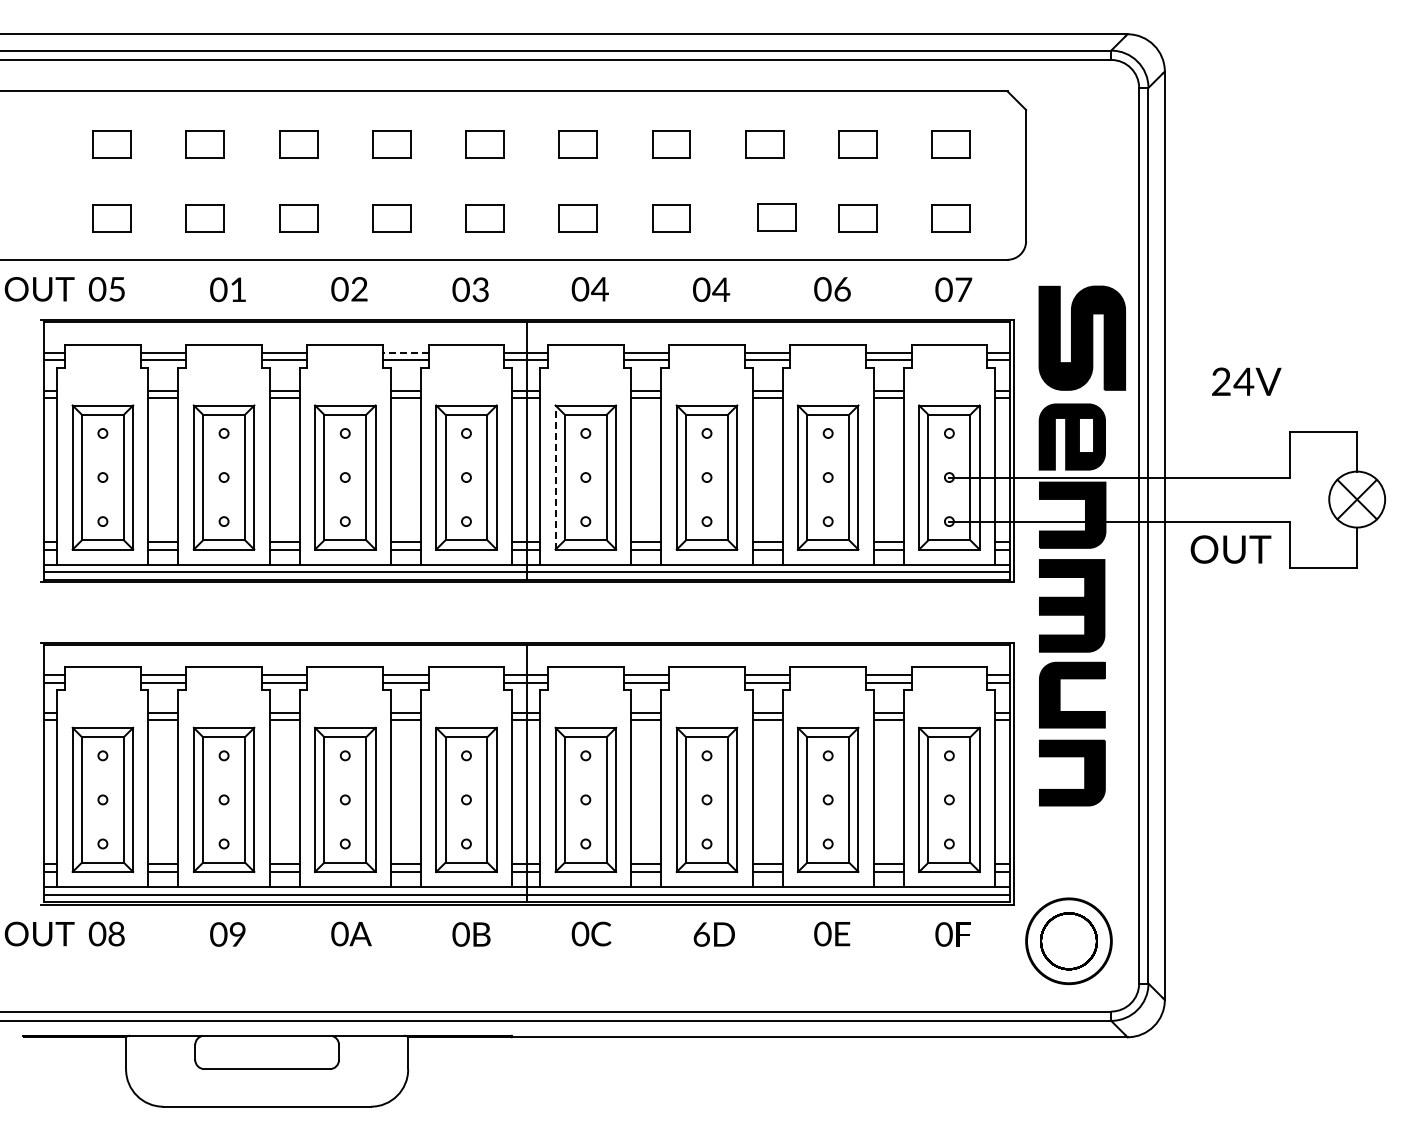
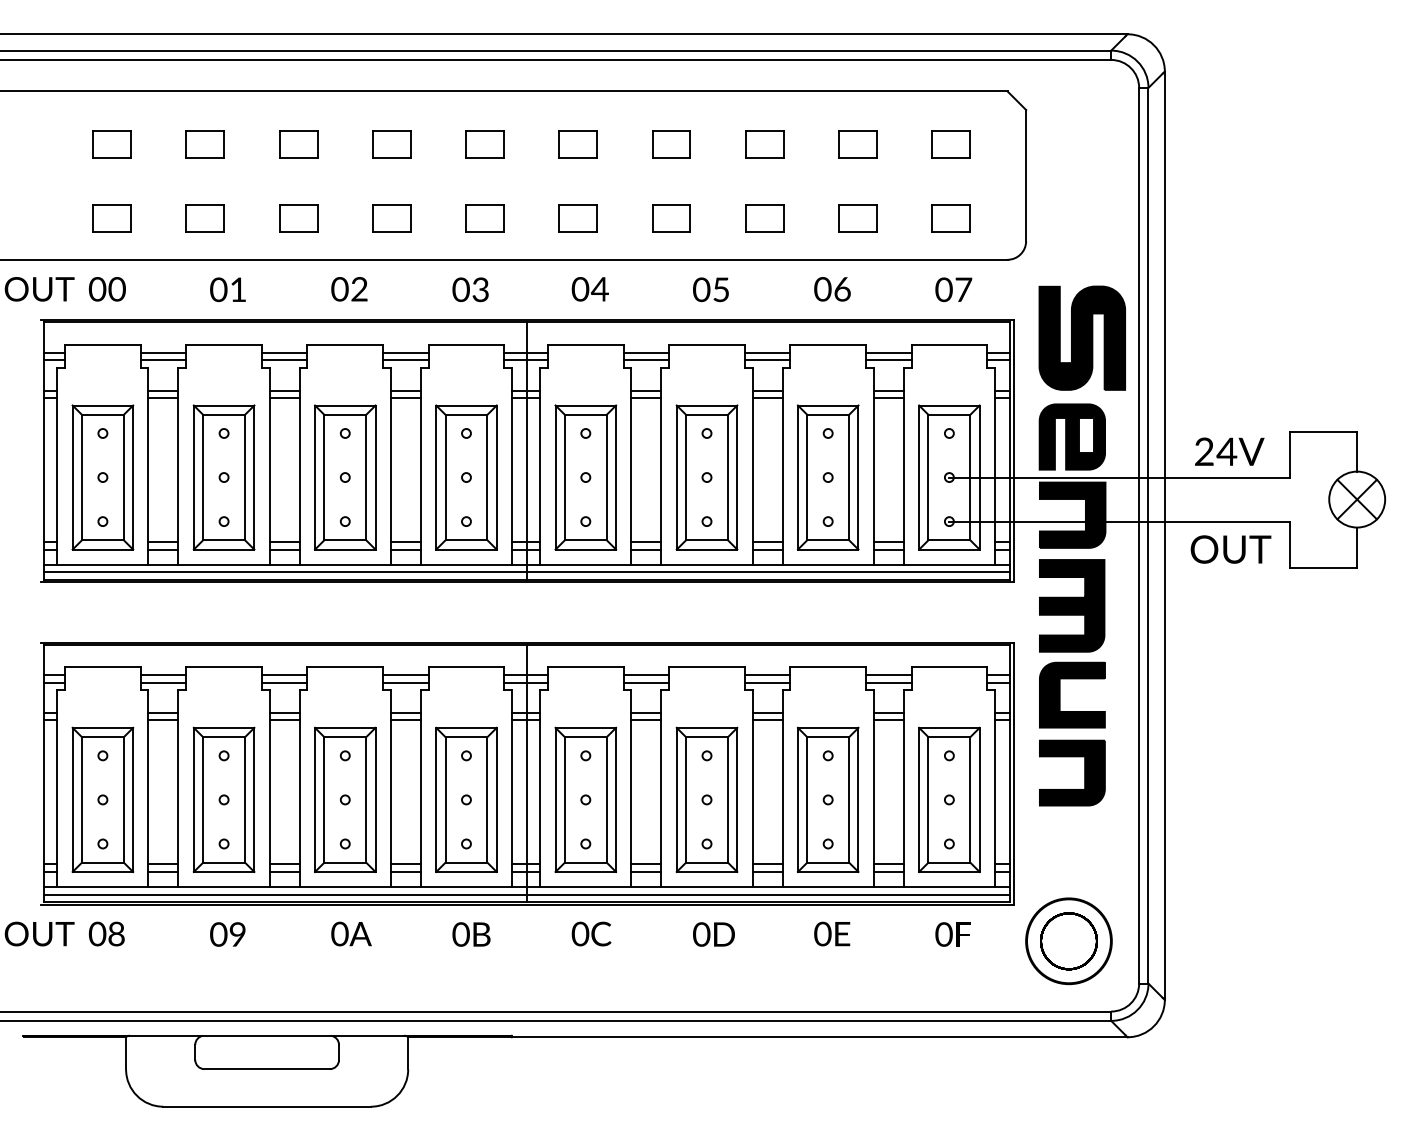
part position: (776, 217) -> (764, 218) (764, 218)
text: 05 -> 00 (116, 289)
text: 04 -> 05 (721, 289)
line: dashed -> solid (405, 352)
text position: (1246, 381) -> (1229, 451) (1229, 451)
line: dashed -> solid (555, 477)
text: 6 -> 0 (701, 934)
